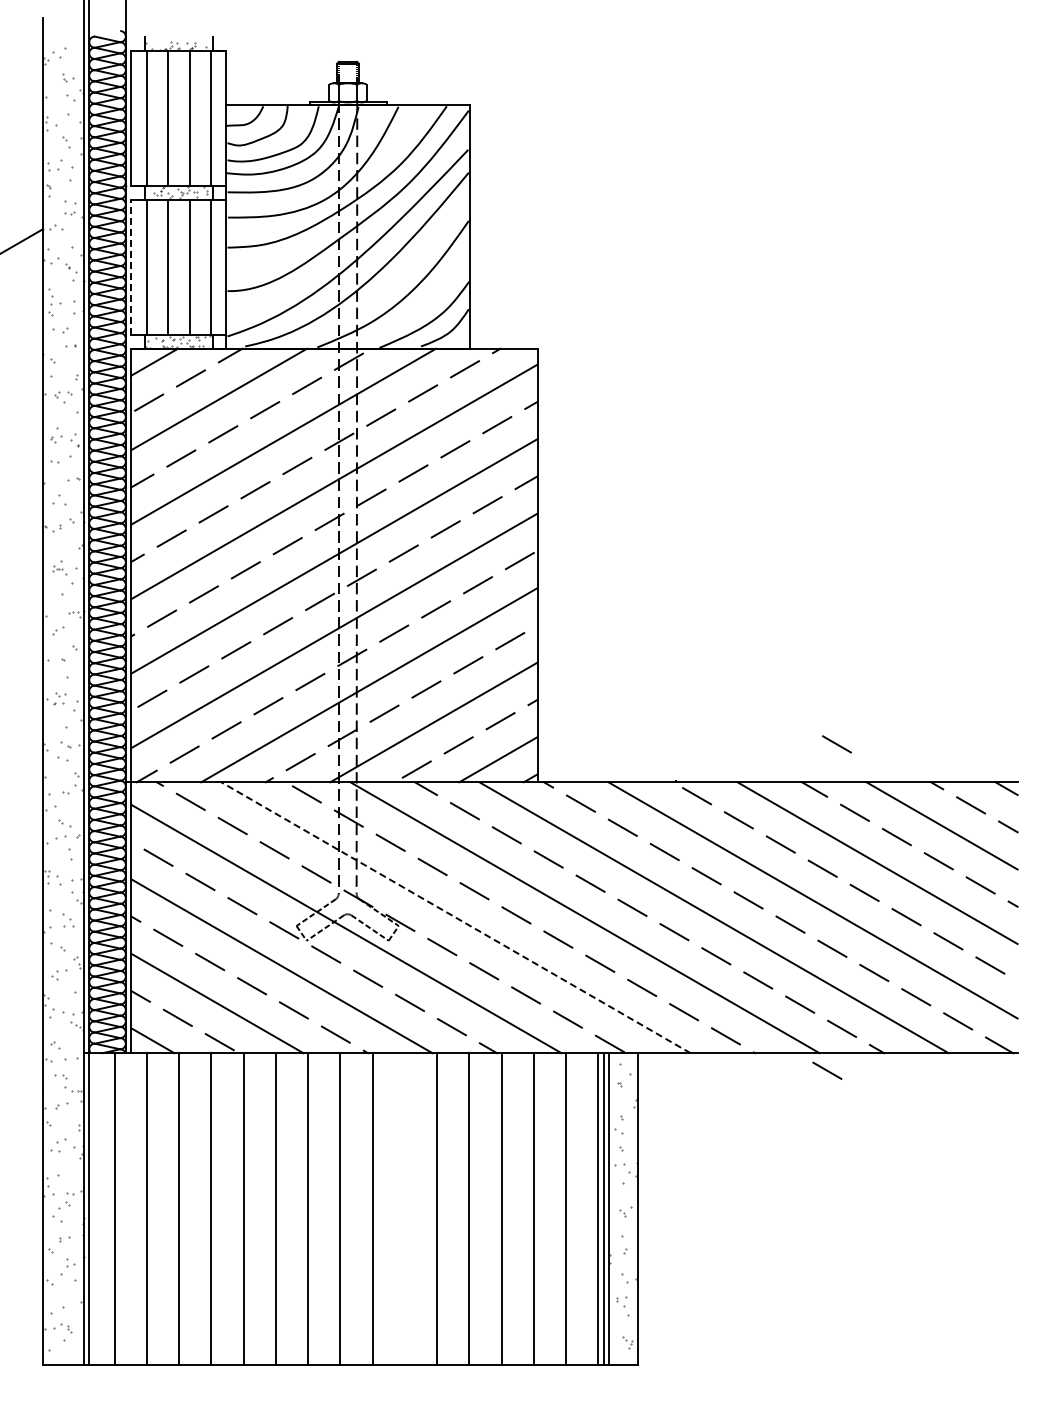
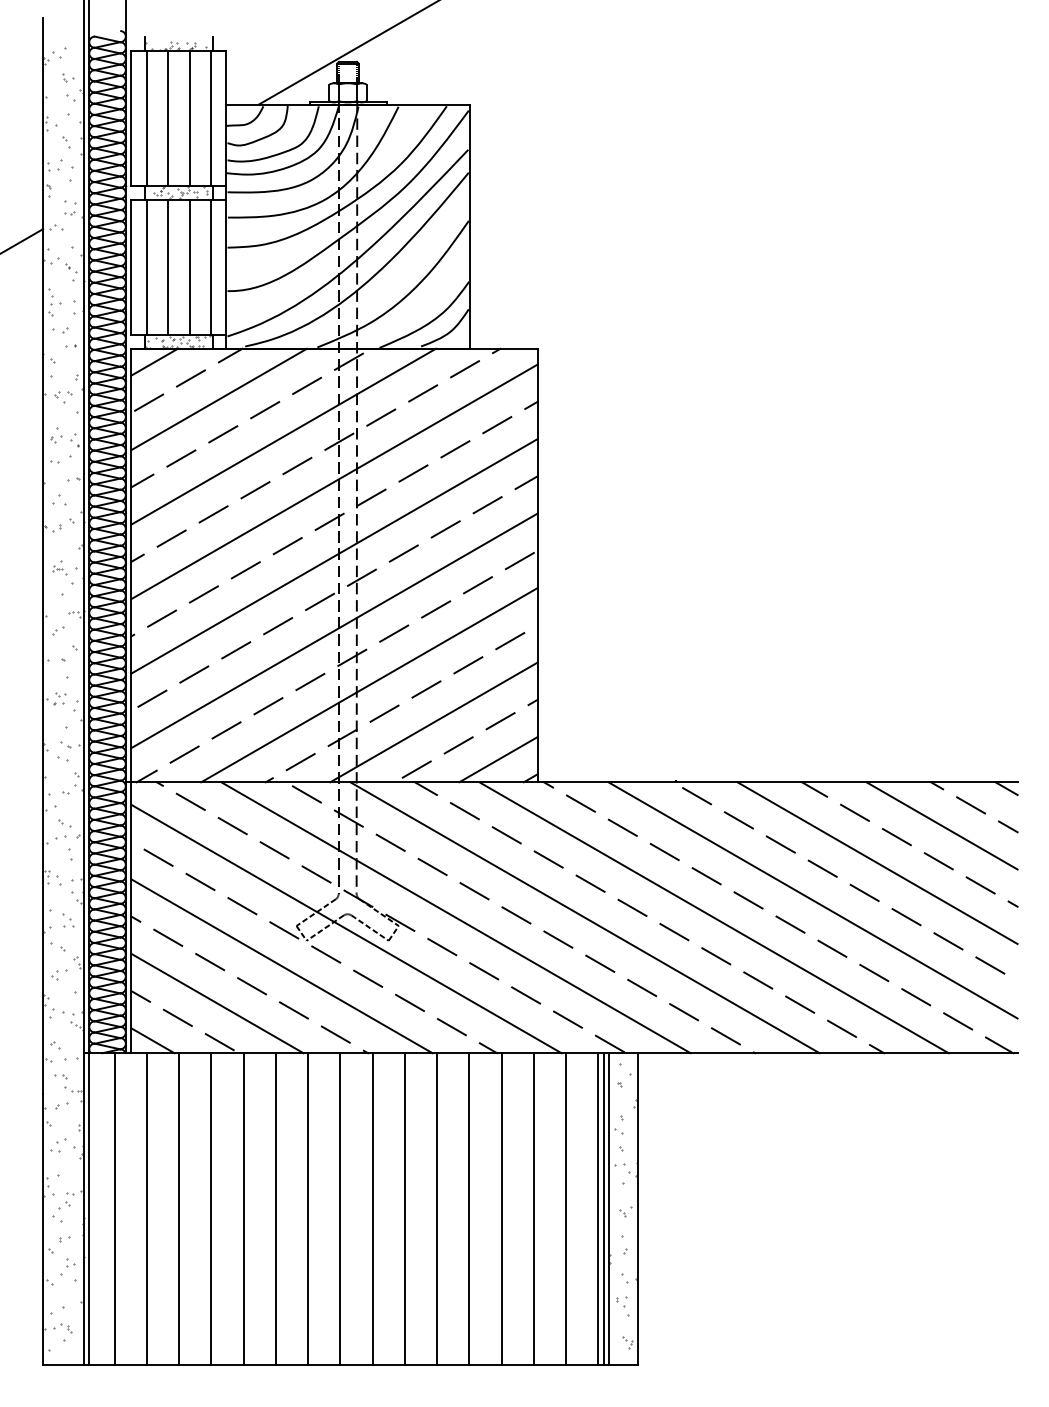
line: none -> present (346, 53)
line: dashed -> solid (131, 267)
line: present -> none (836, 744)
line: dashed -> solid (455, 917)
line: present -> none (827, 1070)
line: none -> present (404, 1208)
